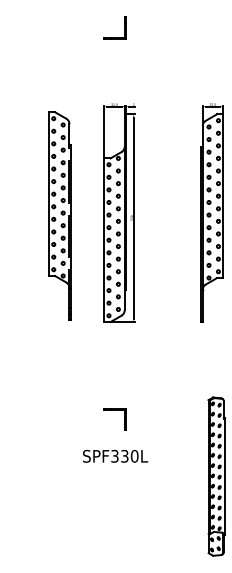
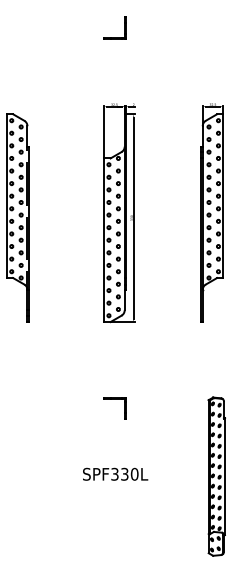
part position: (59, 215) -> (17, 217) (17, 217)
part position: (114, 410) -> (114, 399) (114, 399)
text position: (115, 455) -> (115, 473) (115, 473)
